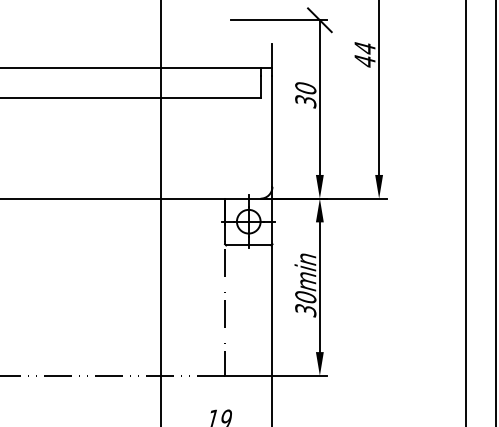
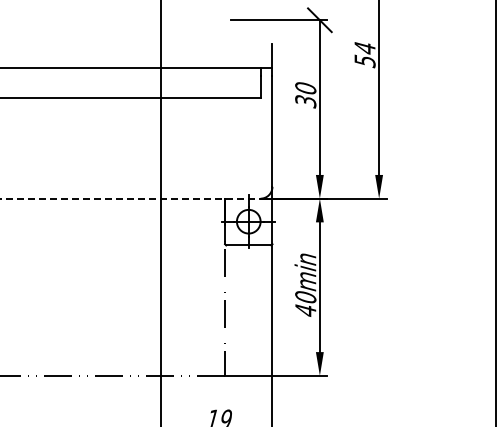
text: 44 -> 54 (364, 61)
line: solid -> dashed (130, 198)
line: present -> none (466, 212)
text: 30min -> 40min (305, 310)
